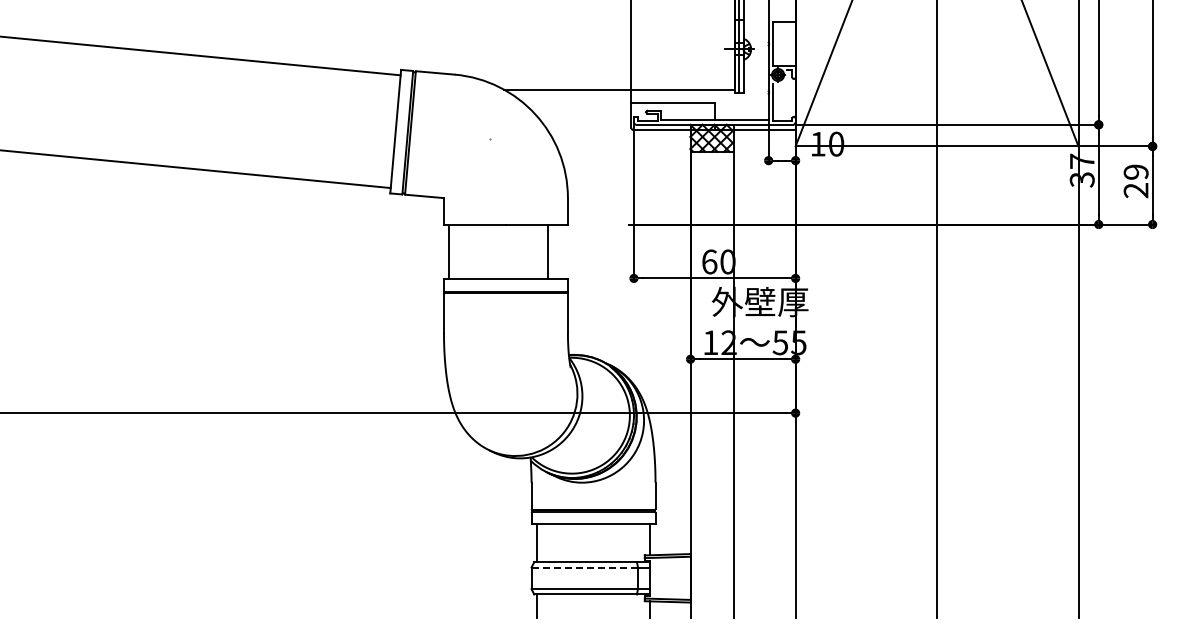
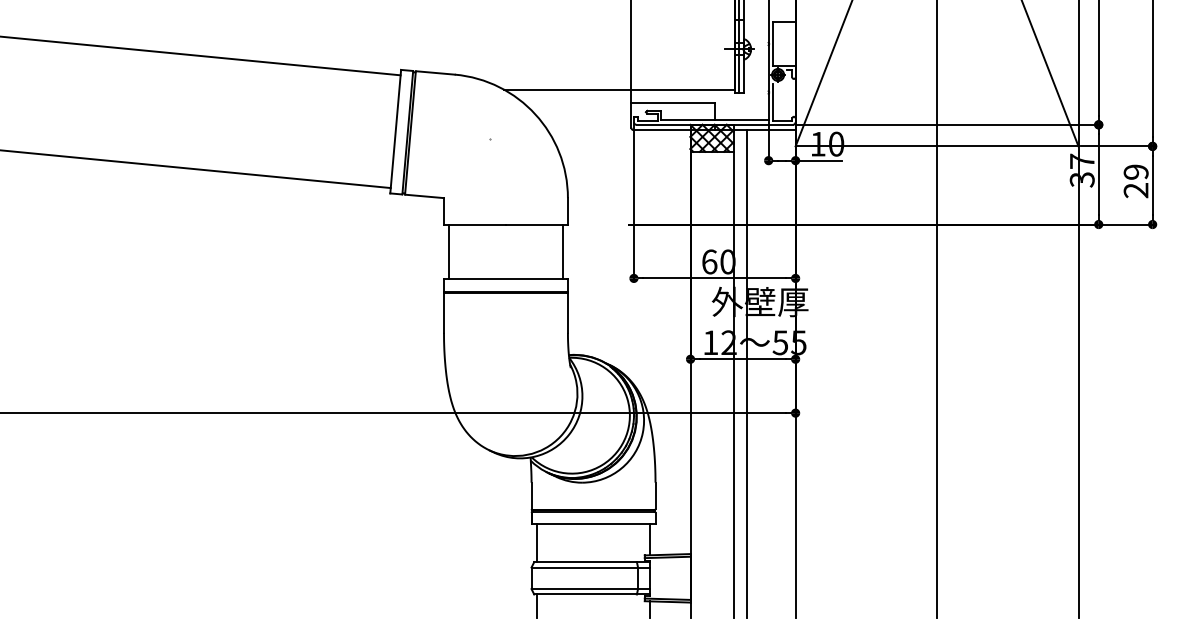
line: none -> present (818, 160)
line position: (547, 251) -> (562, 251) (562, 251)
line: none -> present (747, 373)
line: dashed -> solid (584, 567)
